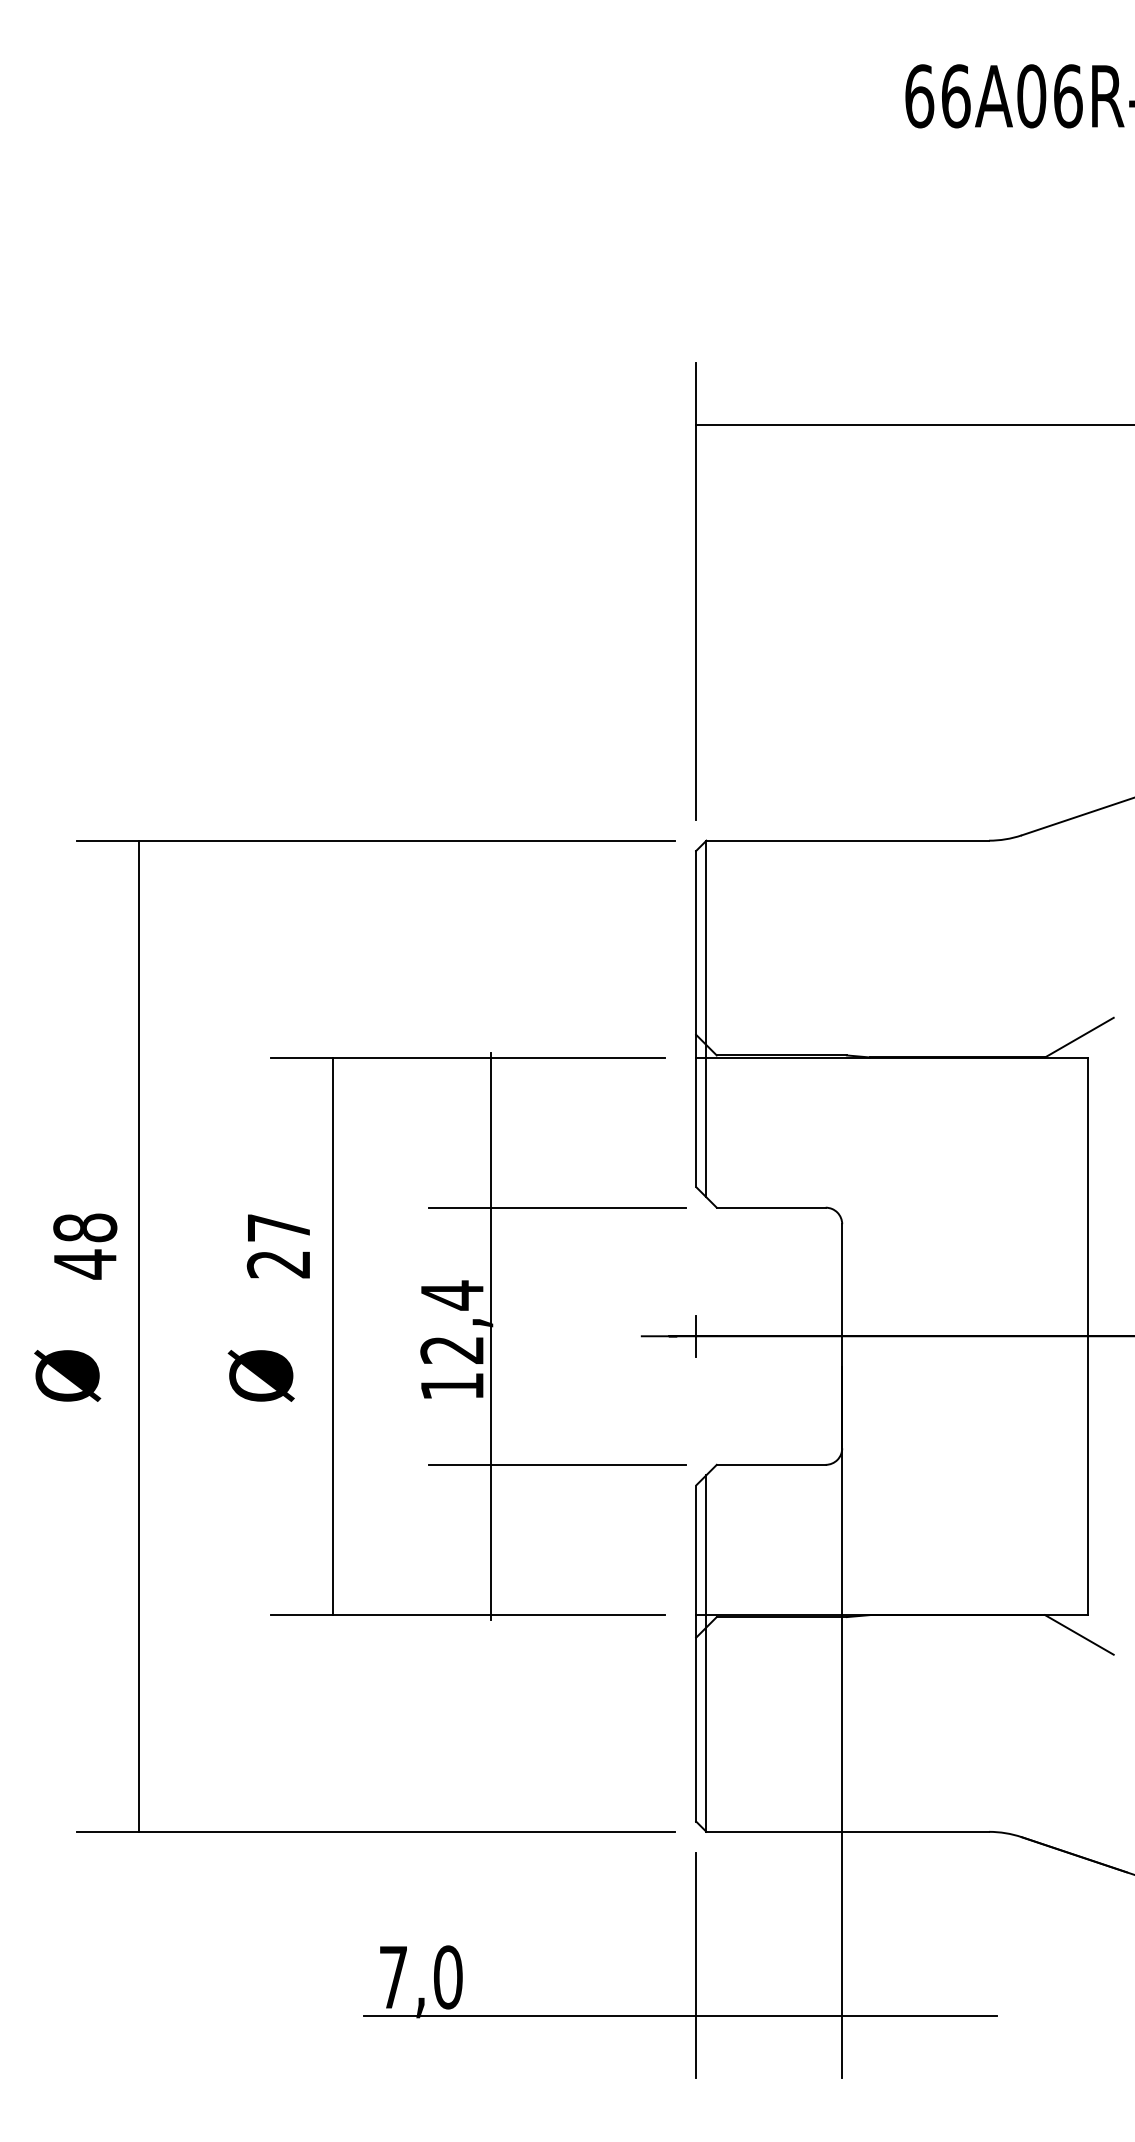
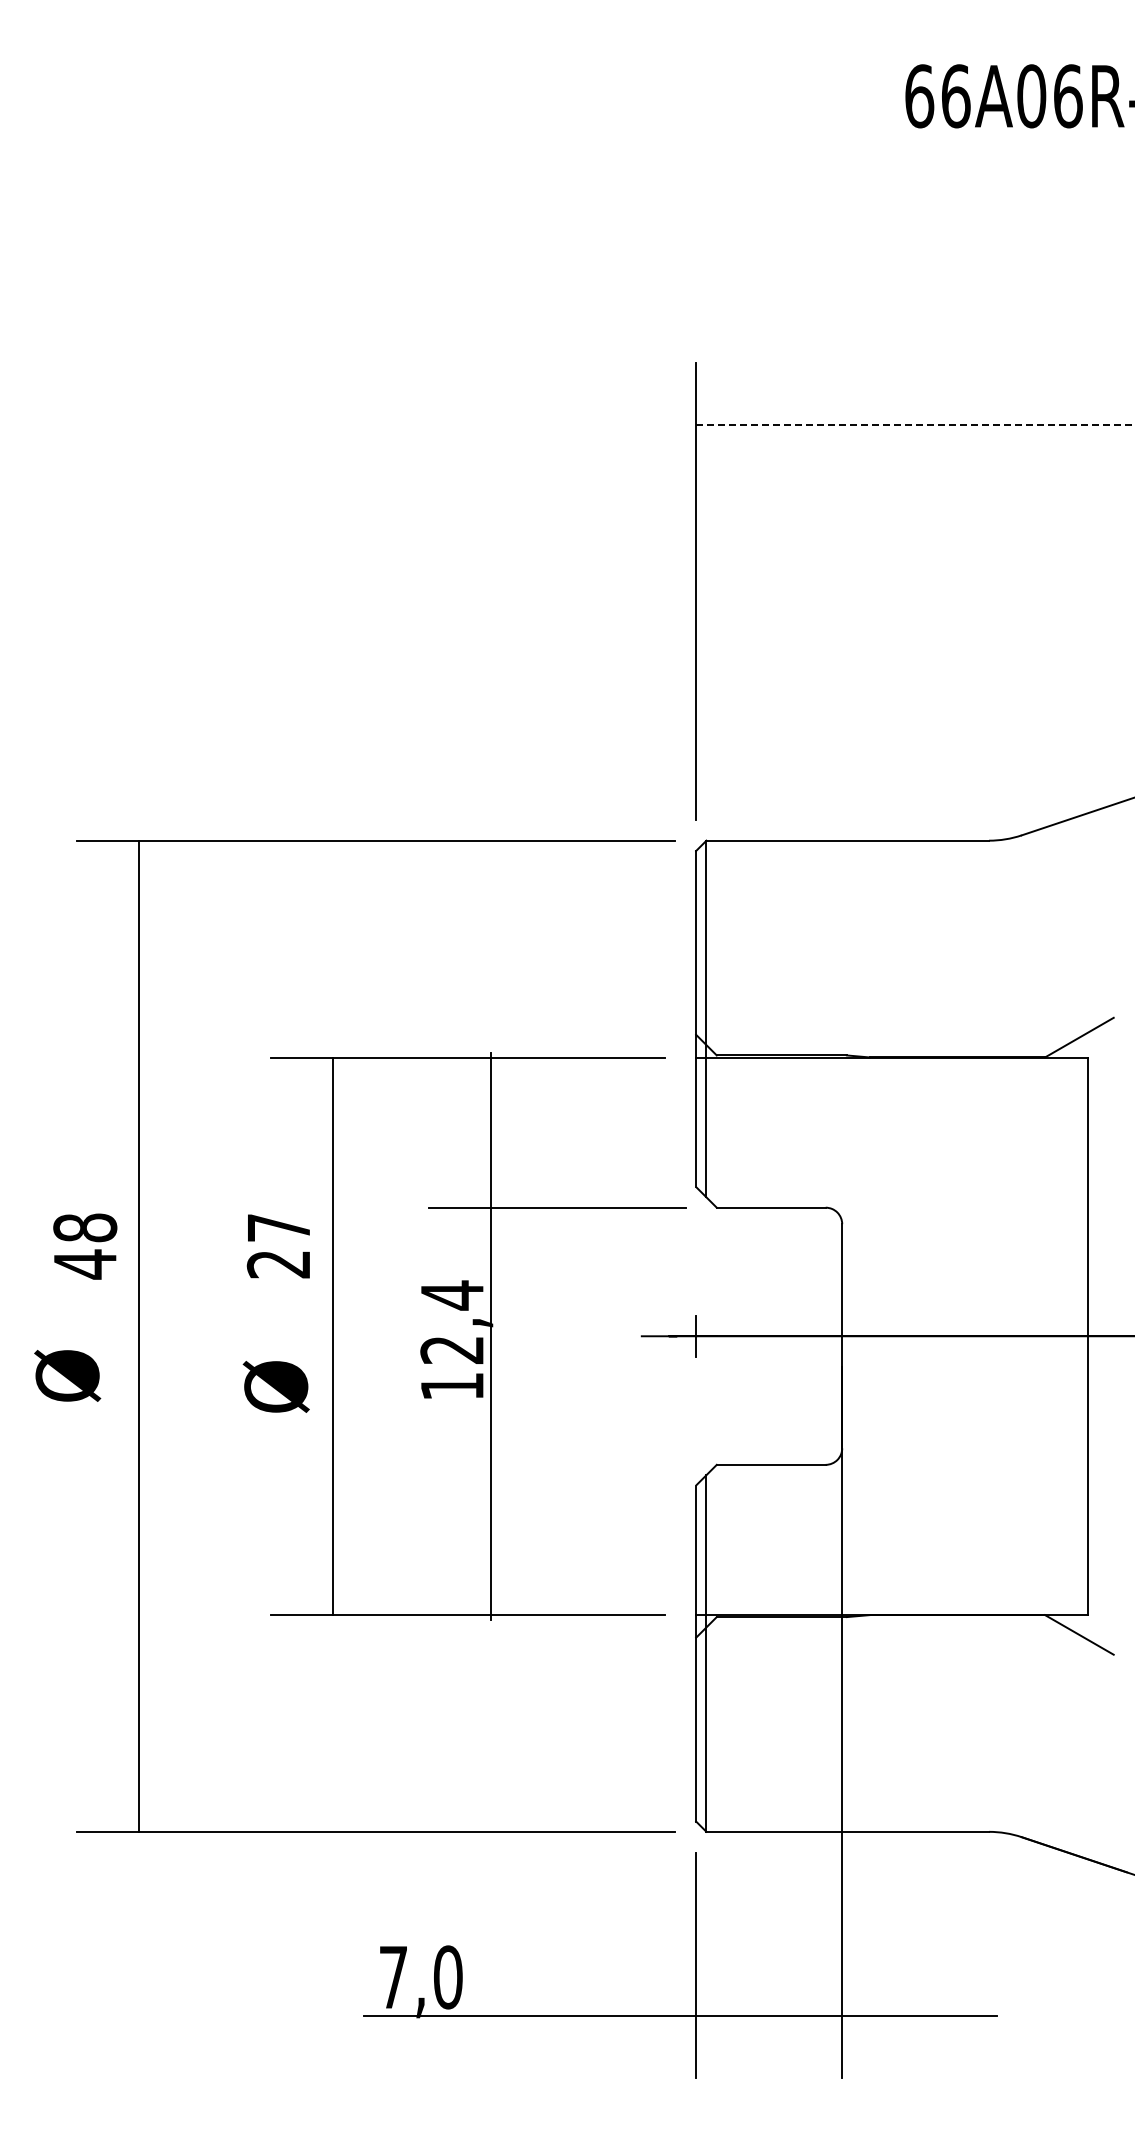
line: solid -> dashed (916, 424)
text position: (260, 1375) -> (275, 1386) (275, 1386)
line: present -> none (556, 1464)
